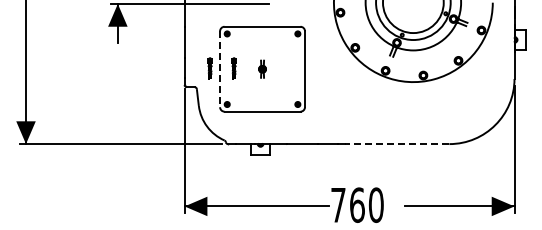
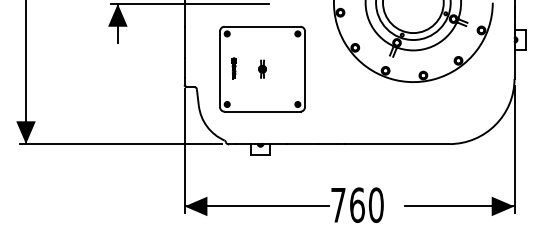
part: present -> none (209, 68)
line: dashed -> solid (220, 69)
line: dashed -> solid (396, 144)
